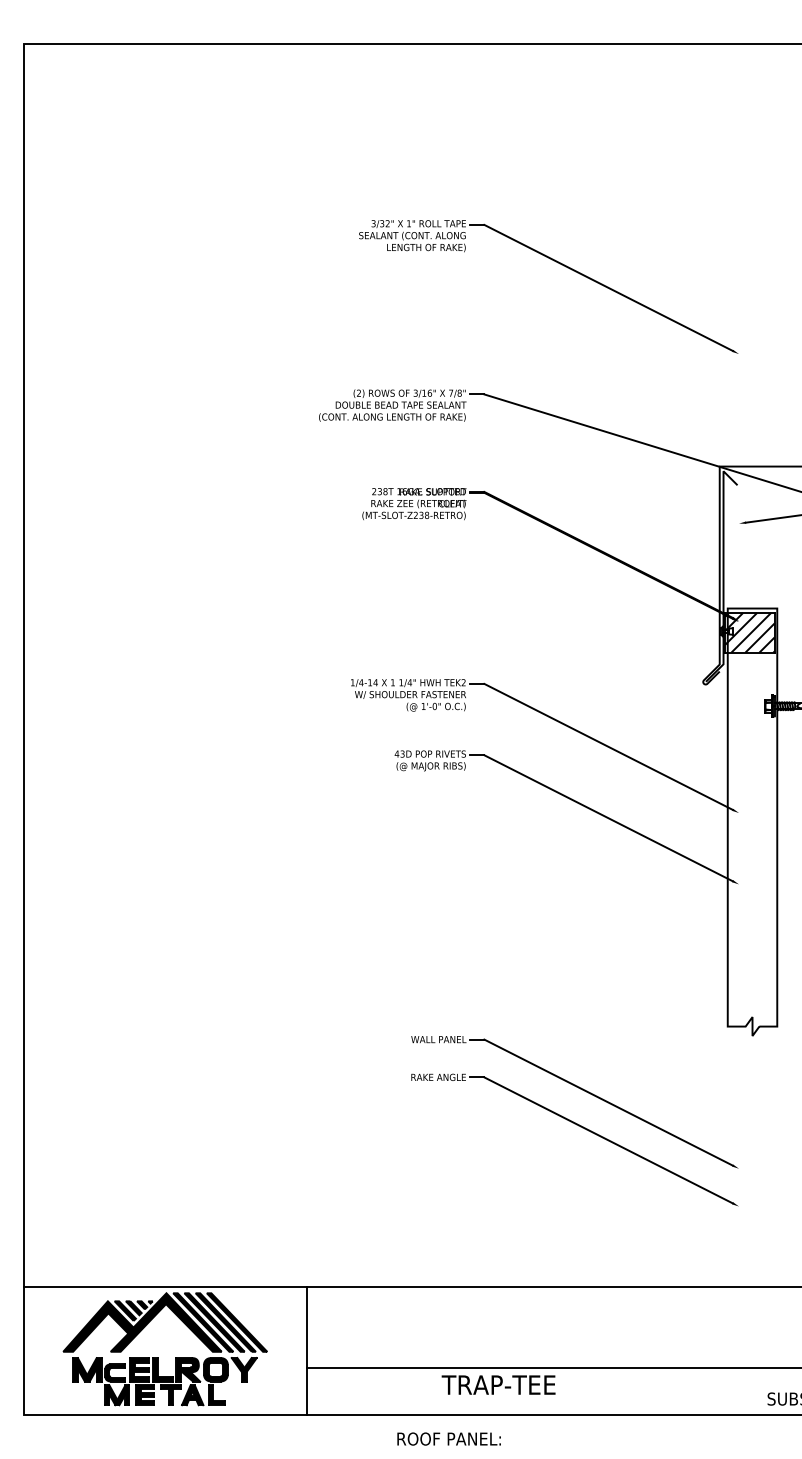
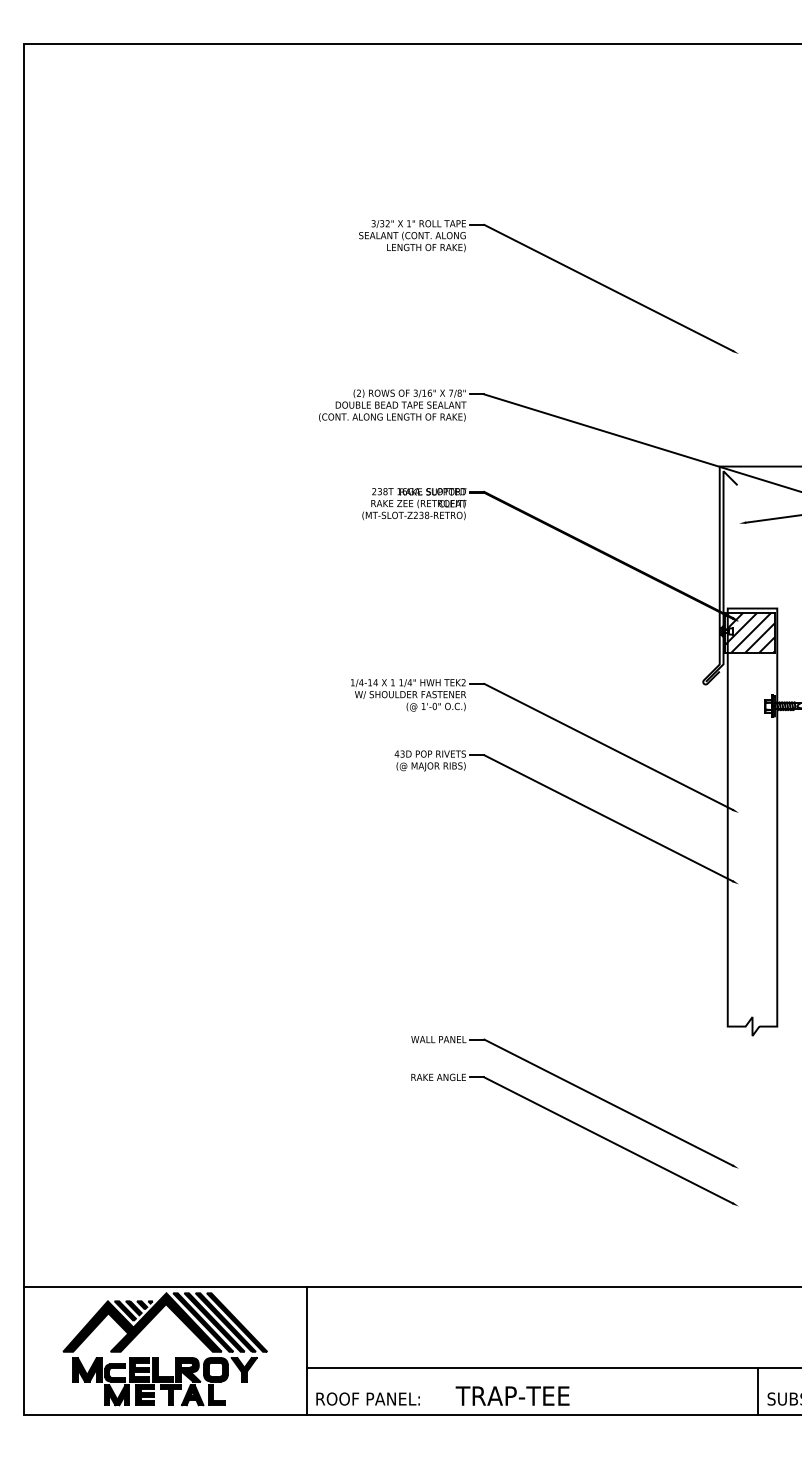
text position: (498, 1384) -> (512, 1395) (512, 1395)
line: none -> present (758, 1391)
text position: (448, 1438) -> (367, 1398) (367, 1398)
